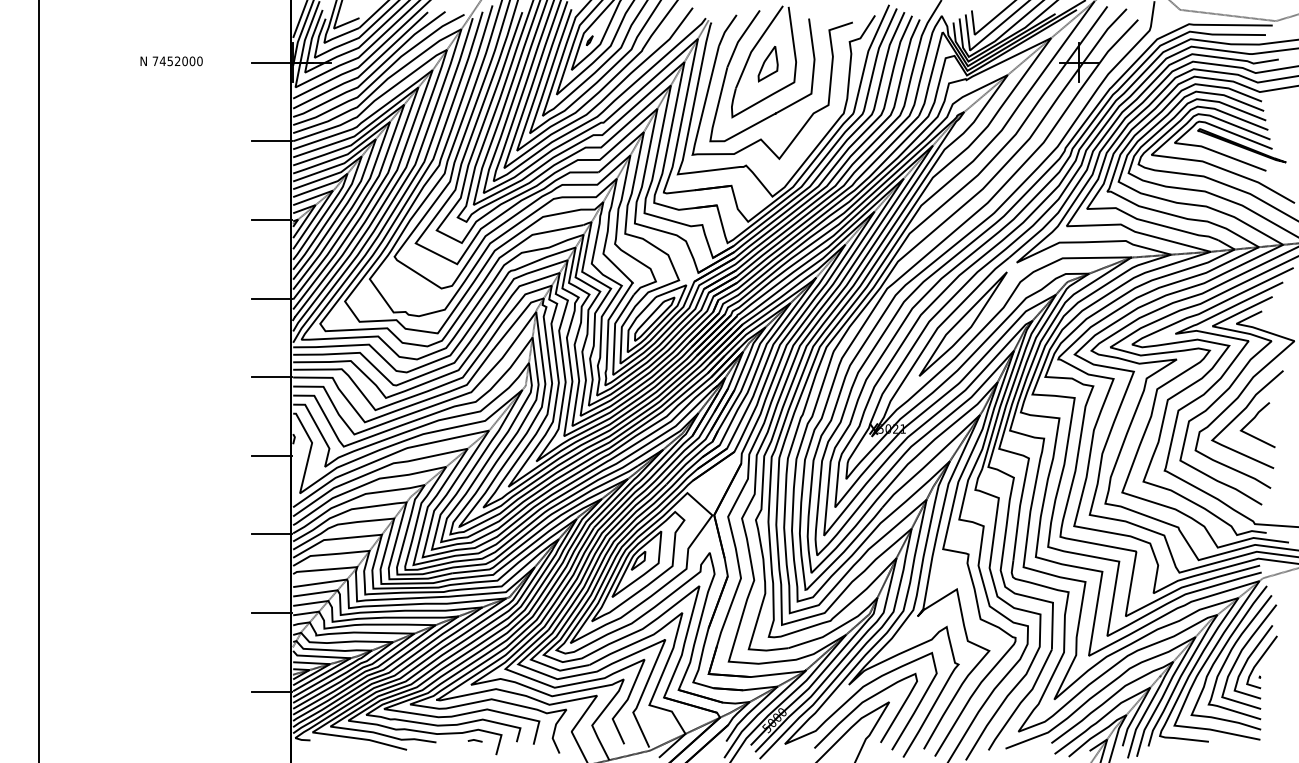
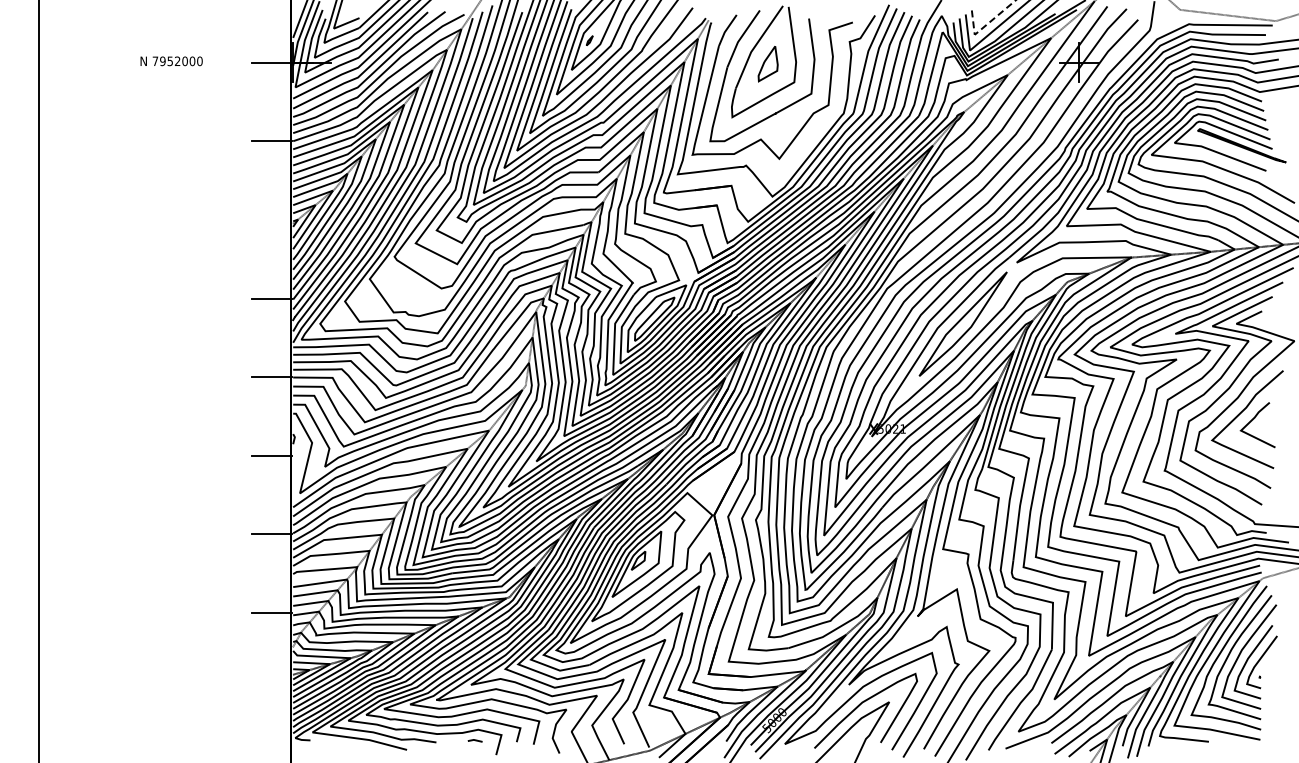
line: solid -> dashed (985, 25)
text: 7452000 -> 7952000 (162, 61)
line: present -> none (271, 219)
line: present -> none (271, 691)
